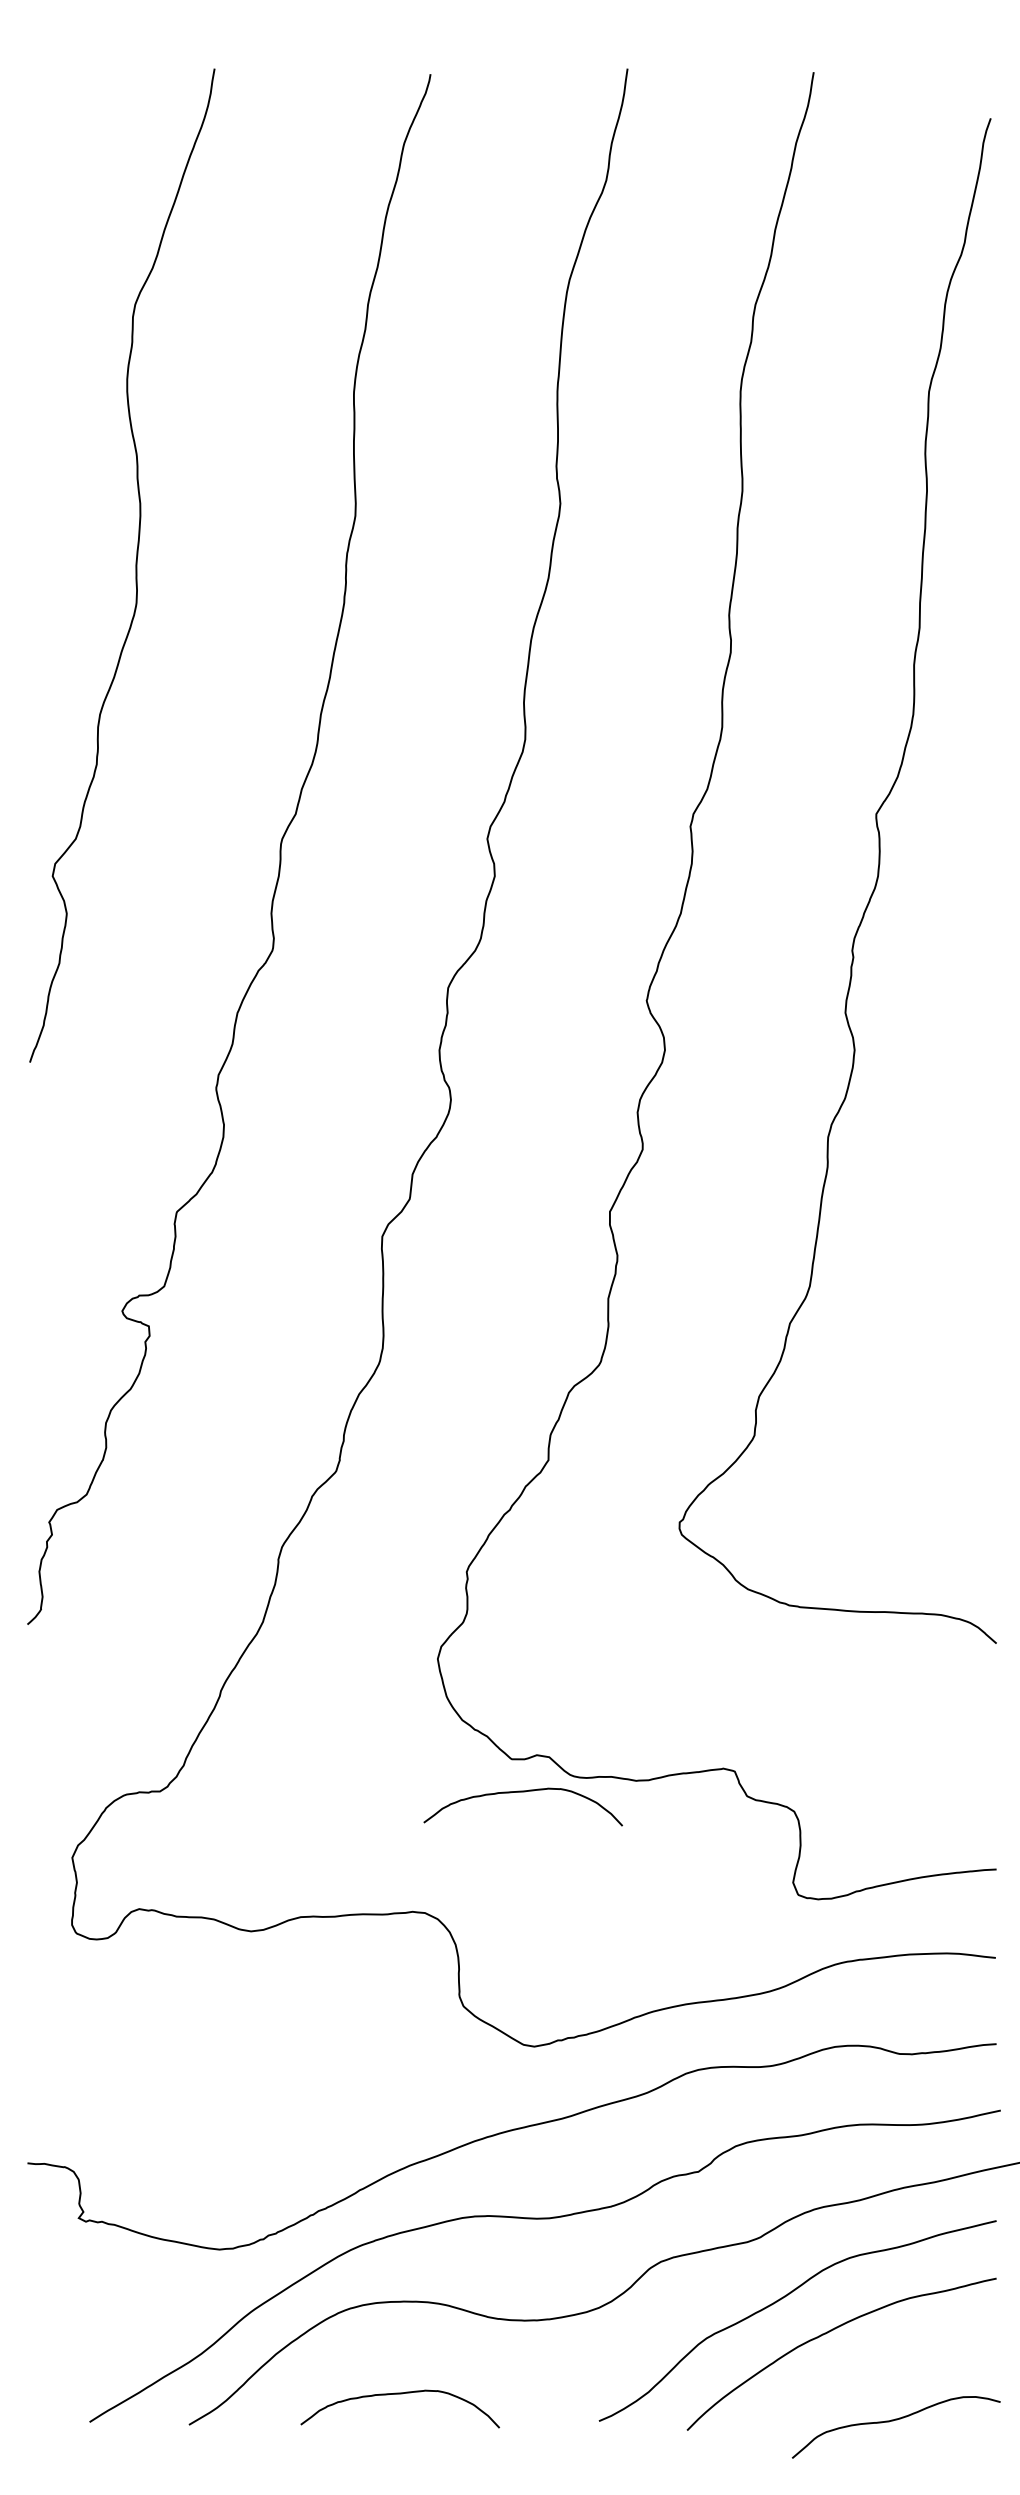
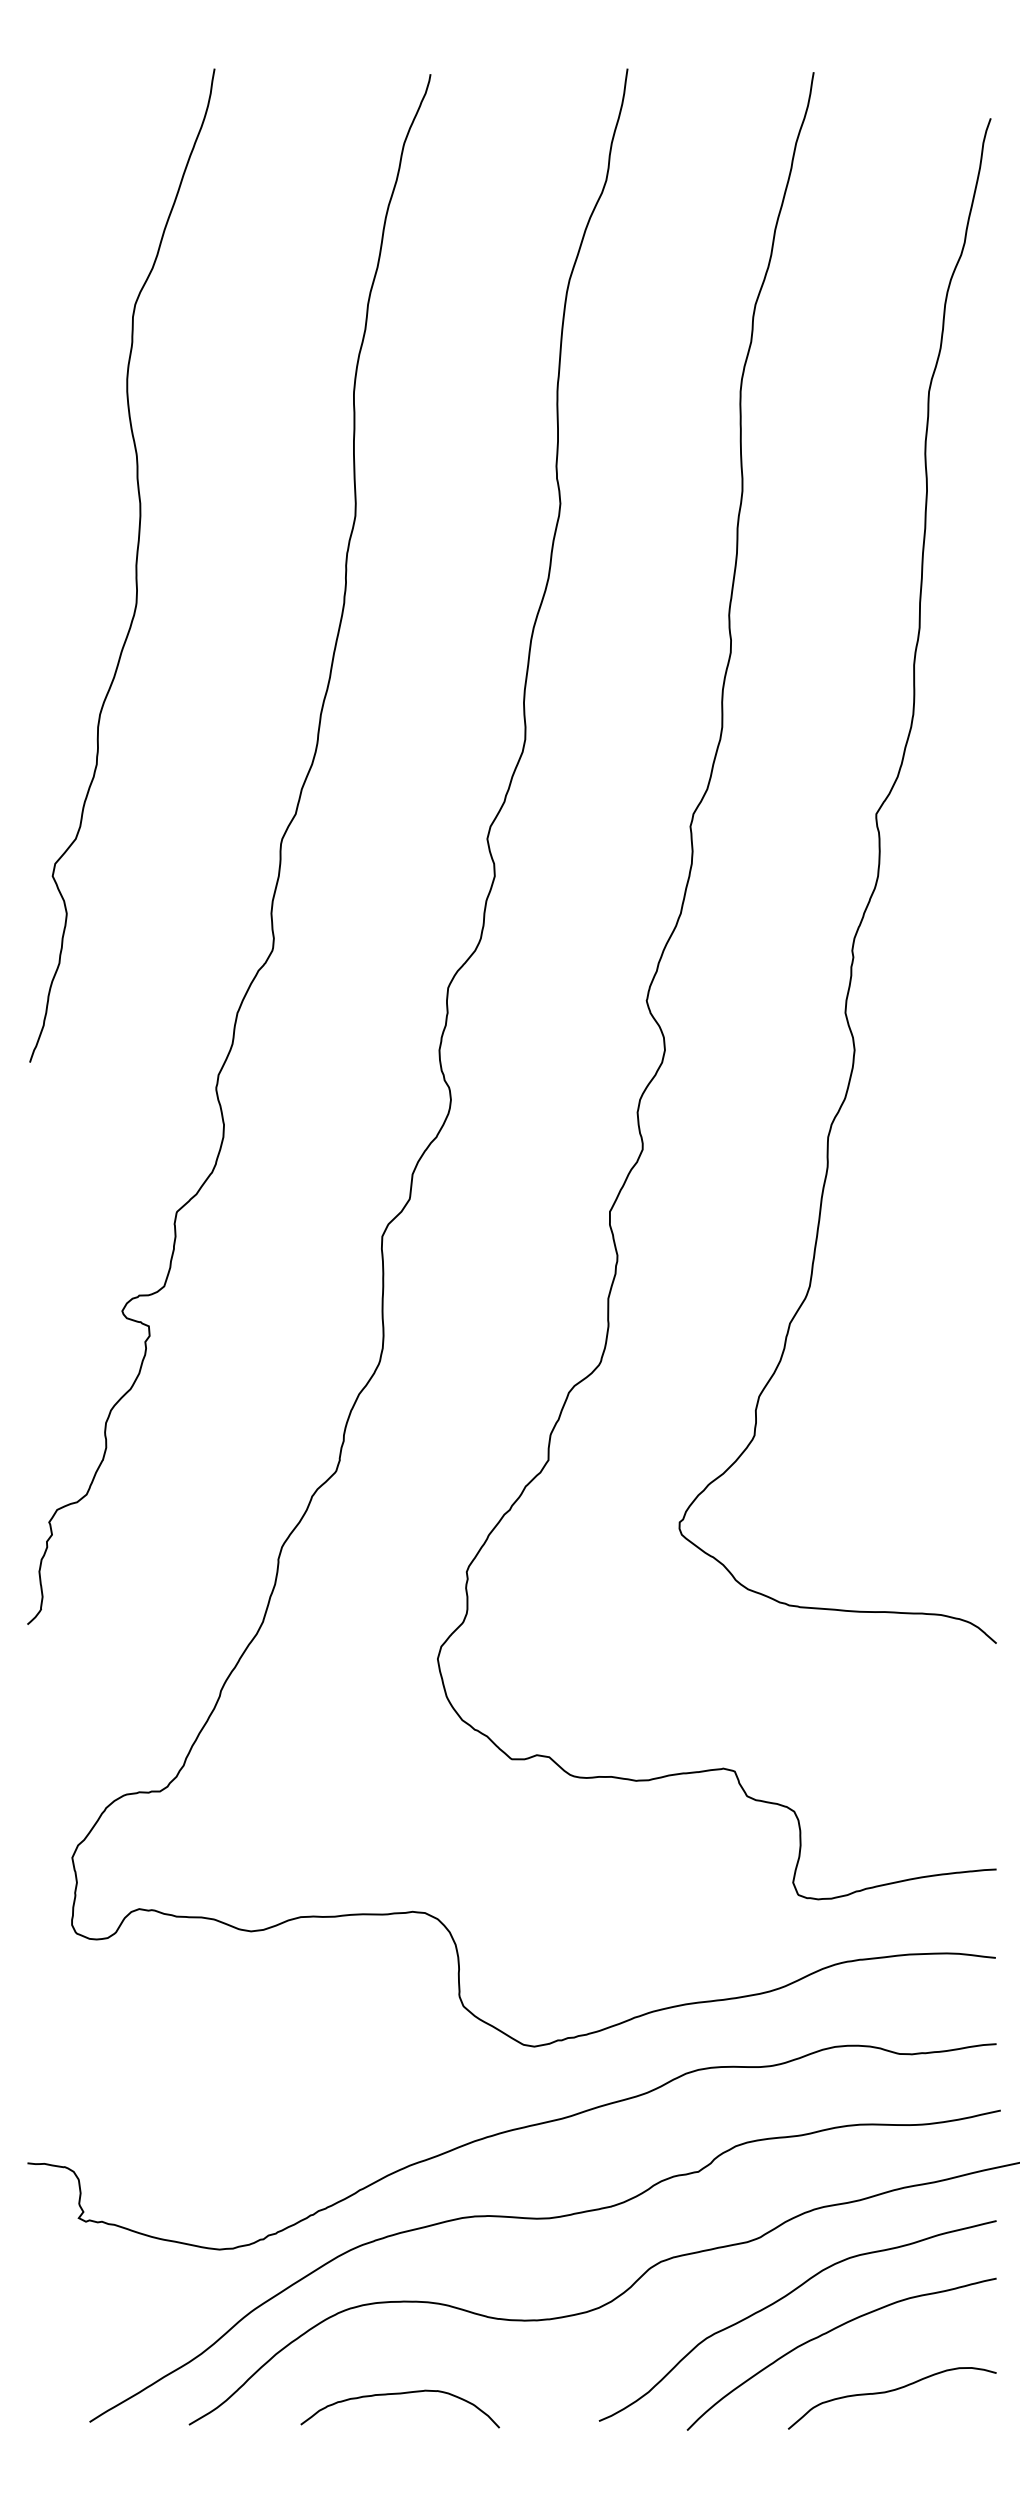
curve: present -> none (522, 1792)
curve position: (893, 2421) -> (889, 2392) (889, 2392)
